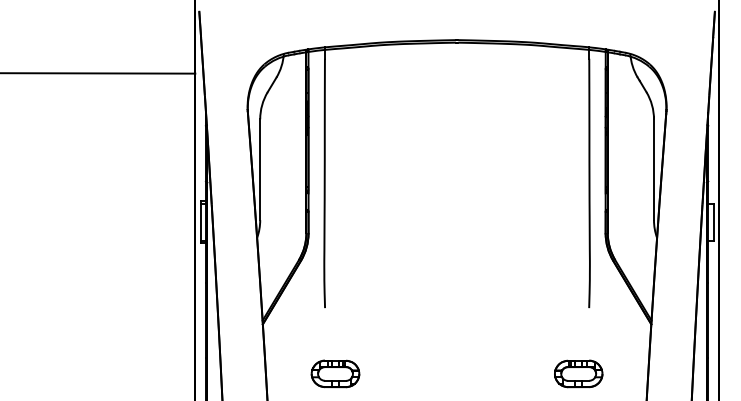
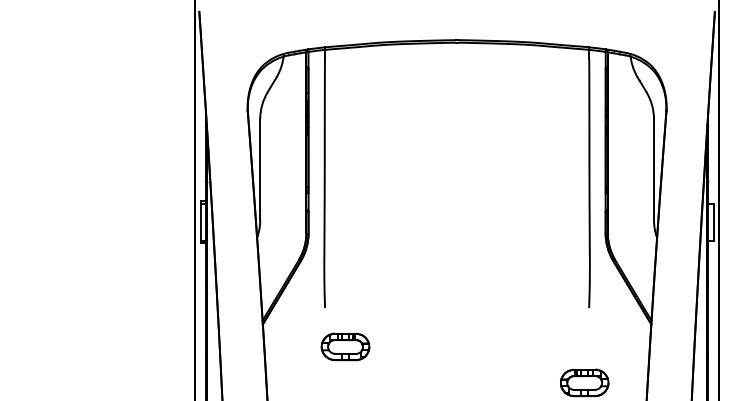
line: present -> none (98, 73)
part position: (335, 373) -> (345, 346) (345, 346)
part position: (578, 373) -> (584, 382) (584, 382)
